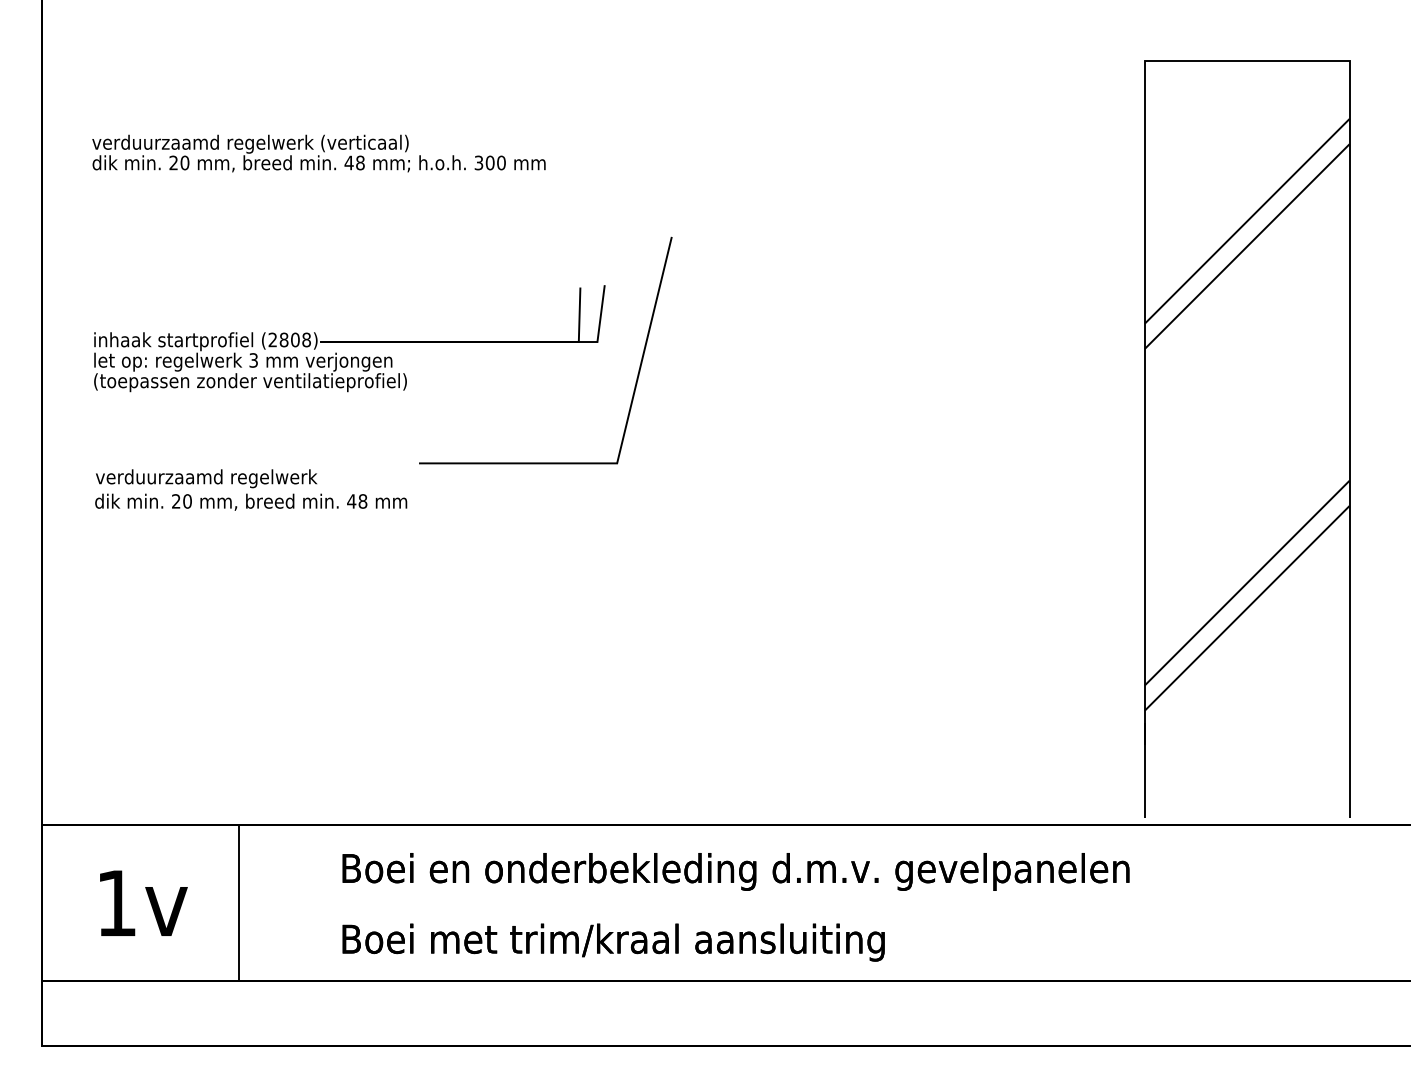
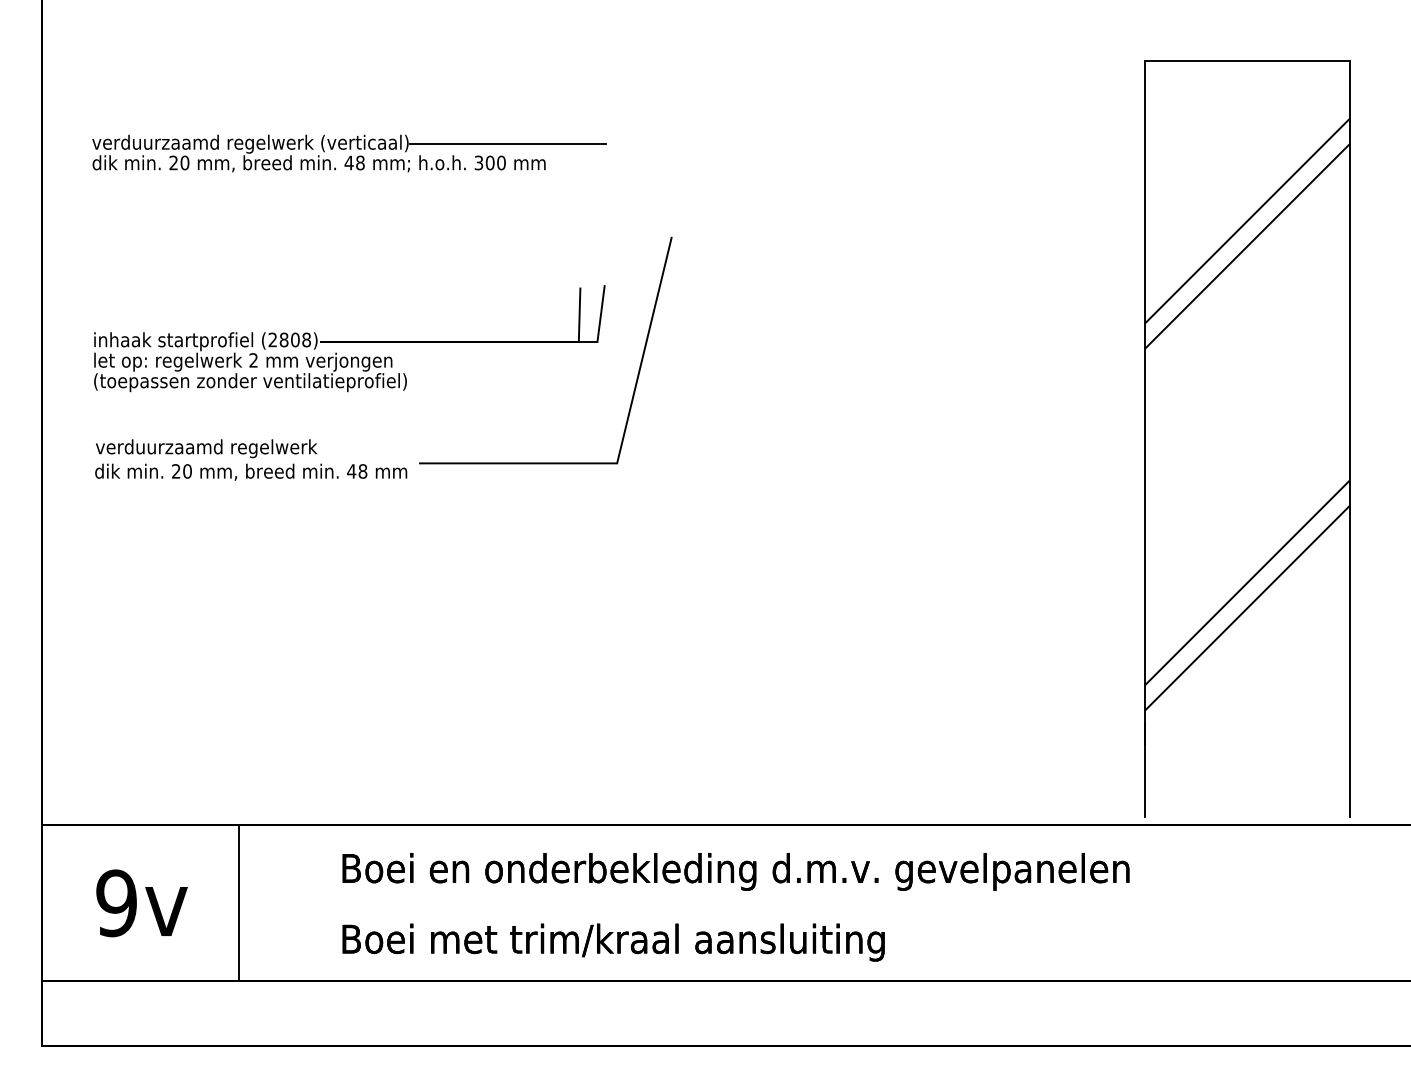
line: none -> present (507, 144)
text: 3 -> 2 (253, 360)
text position: (251, 489) -> (251, 459) (251, 459)
text: 1v -> 9v (116, 903)
